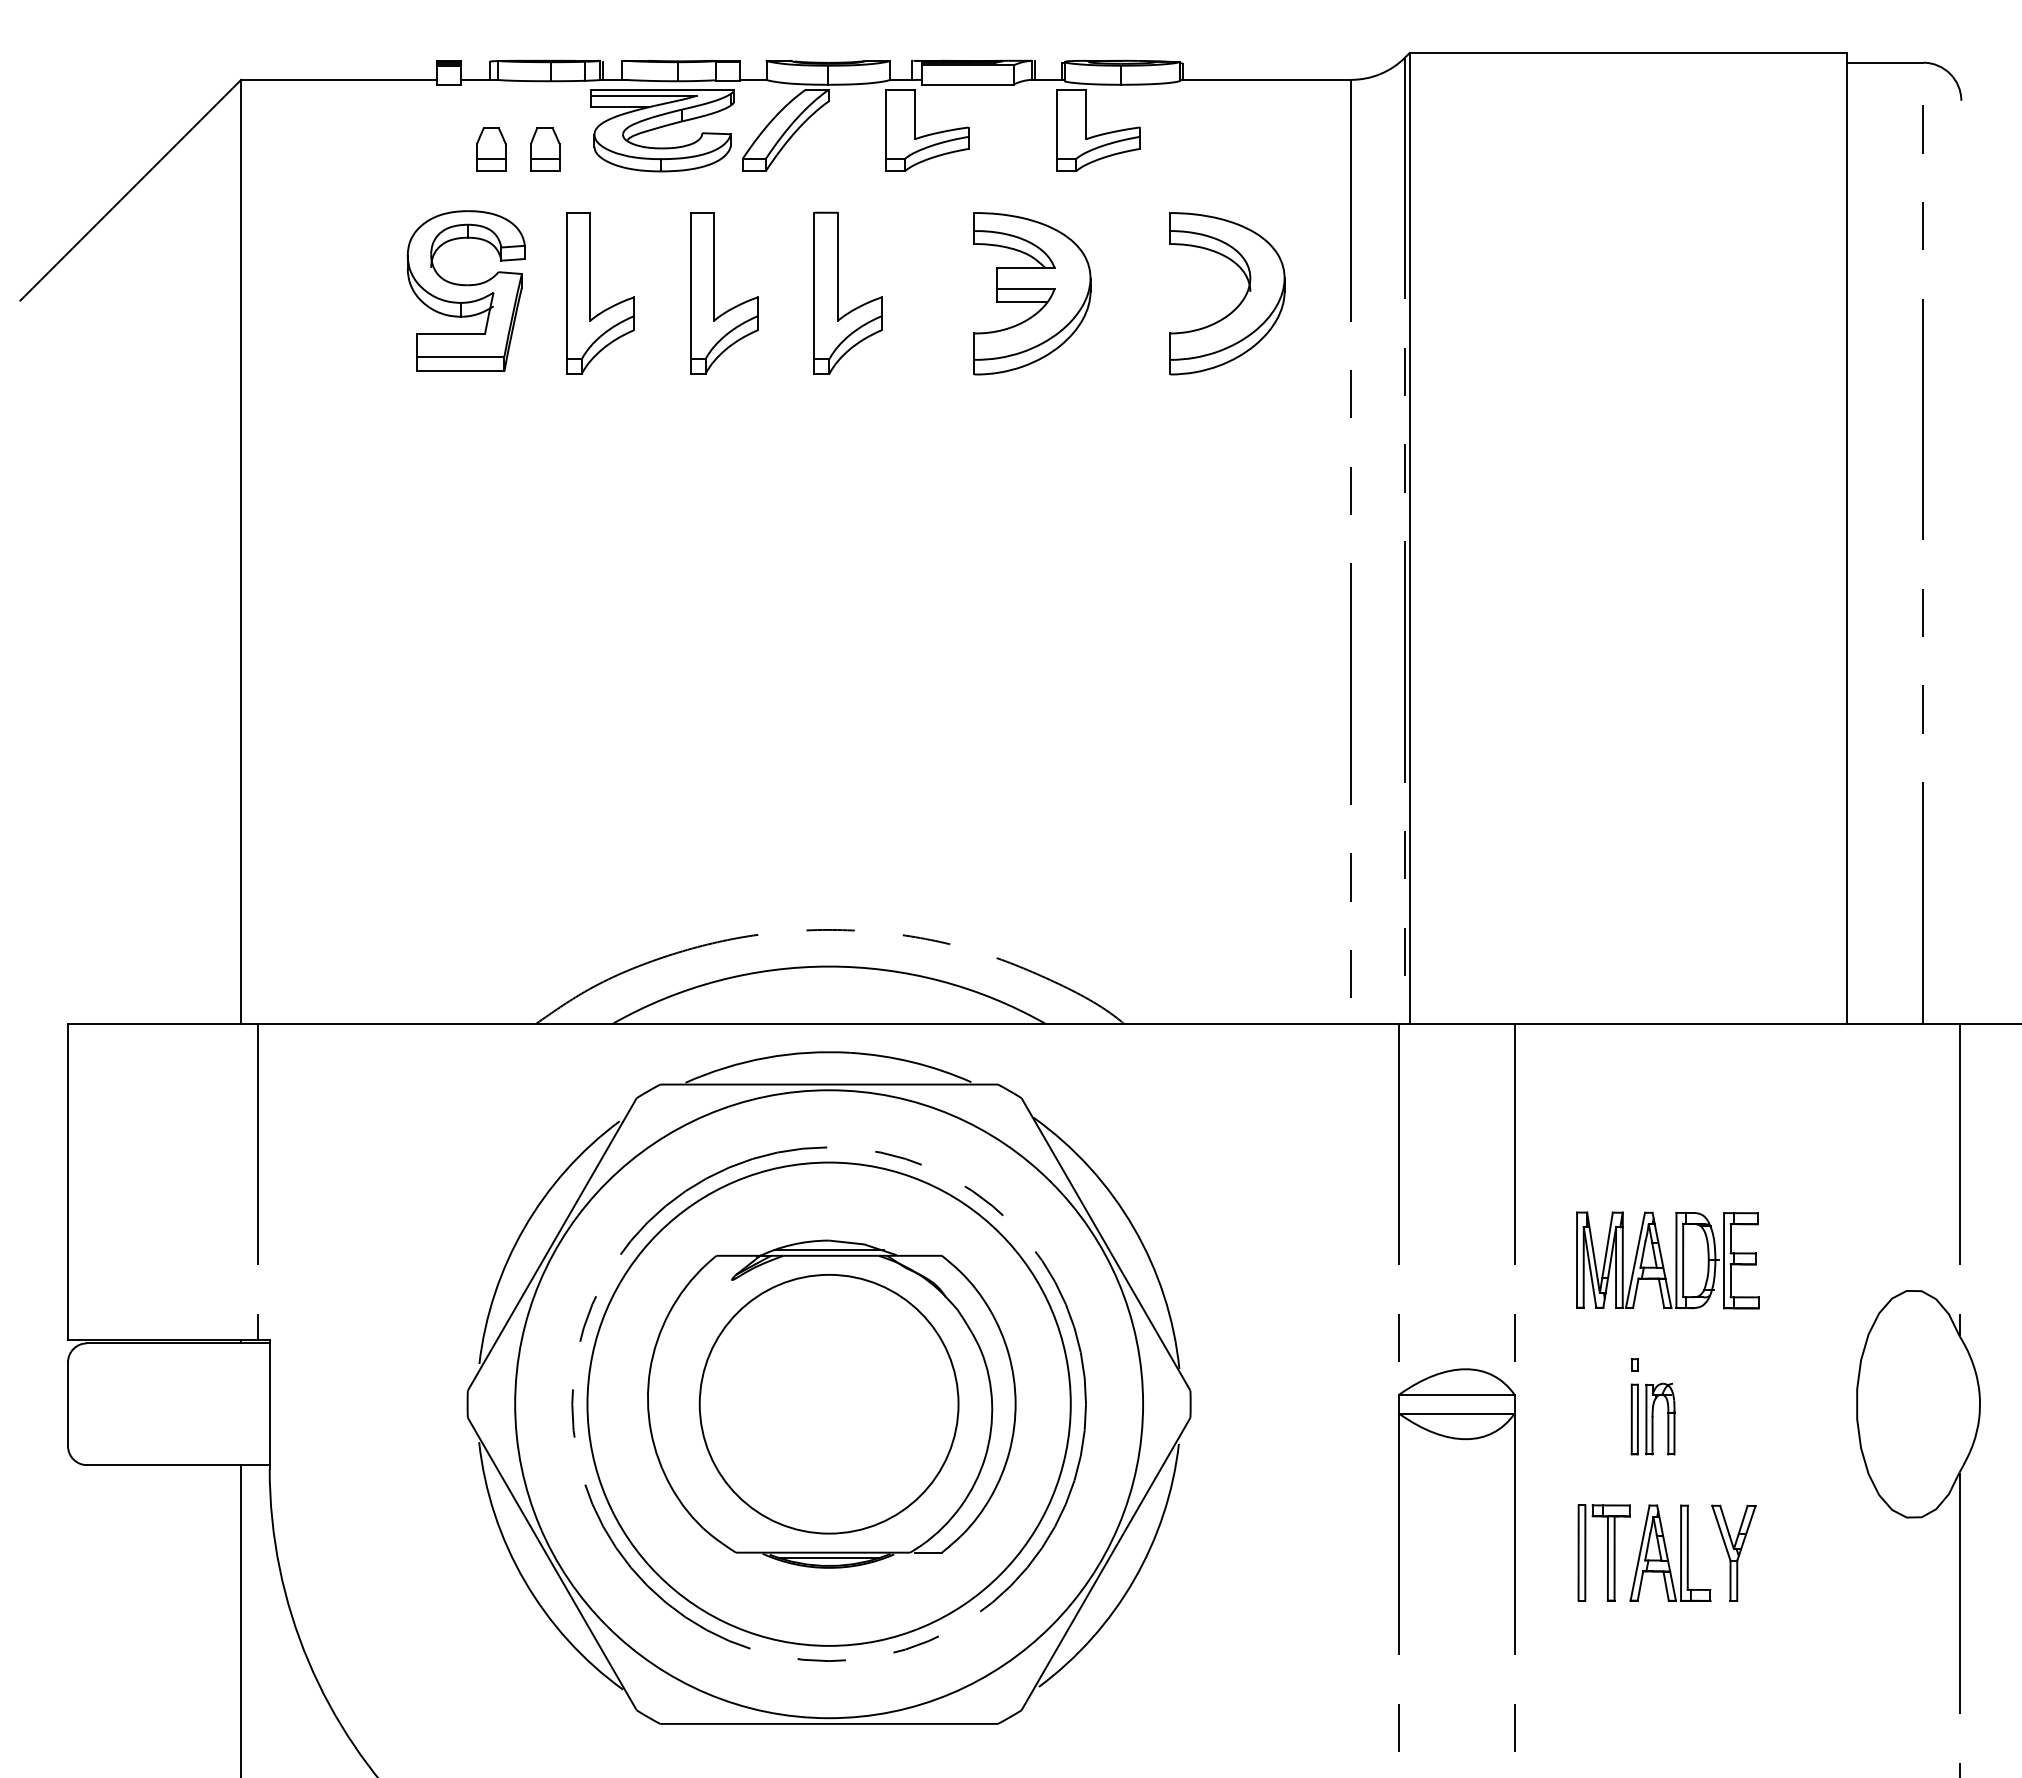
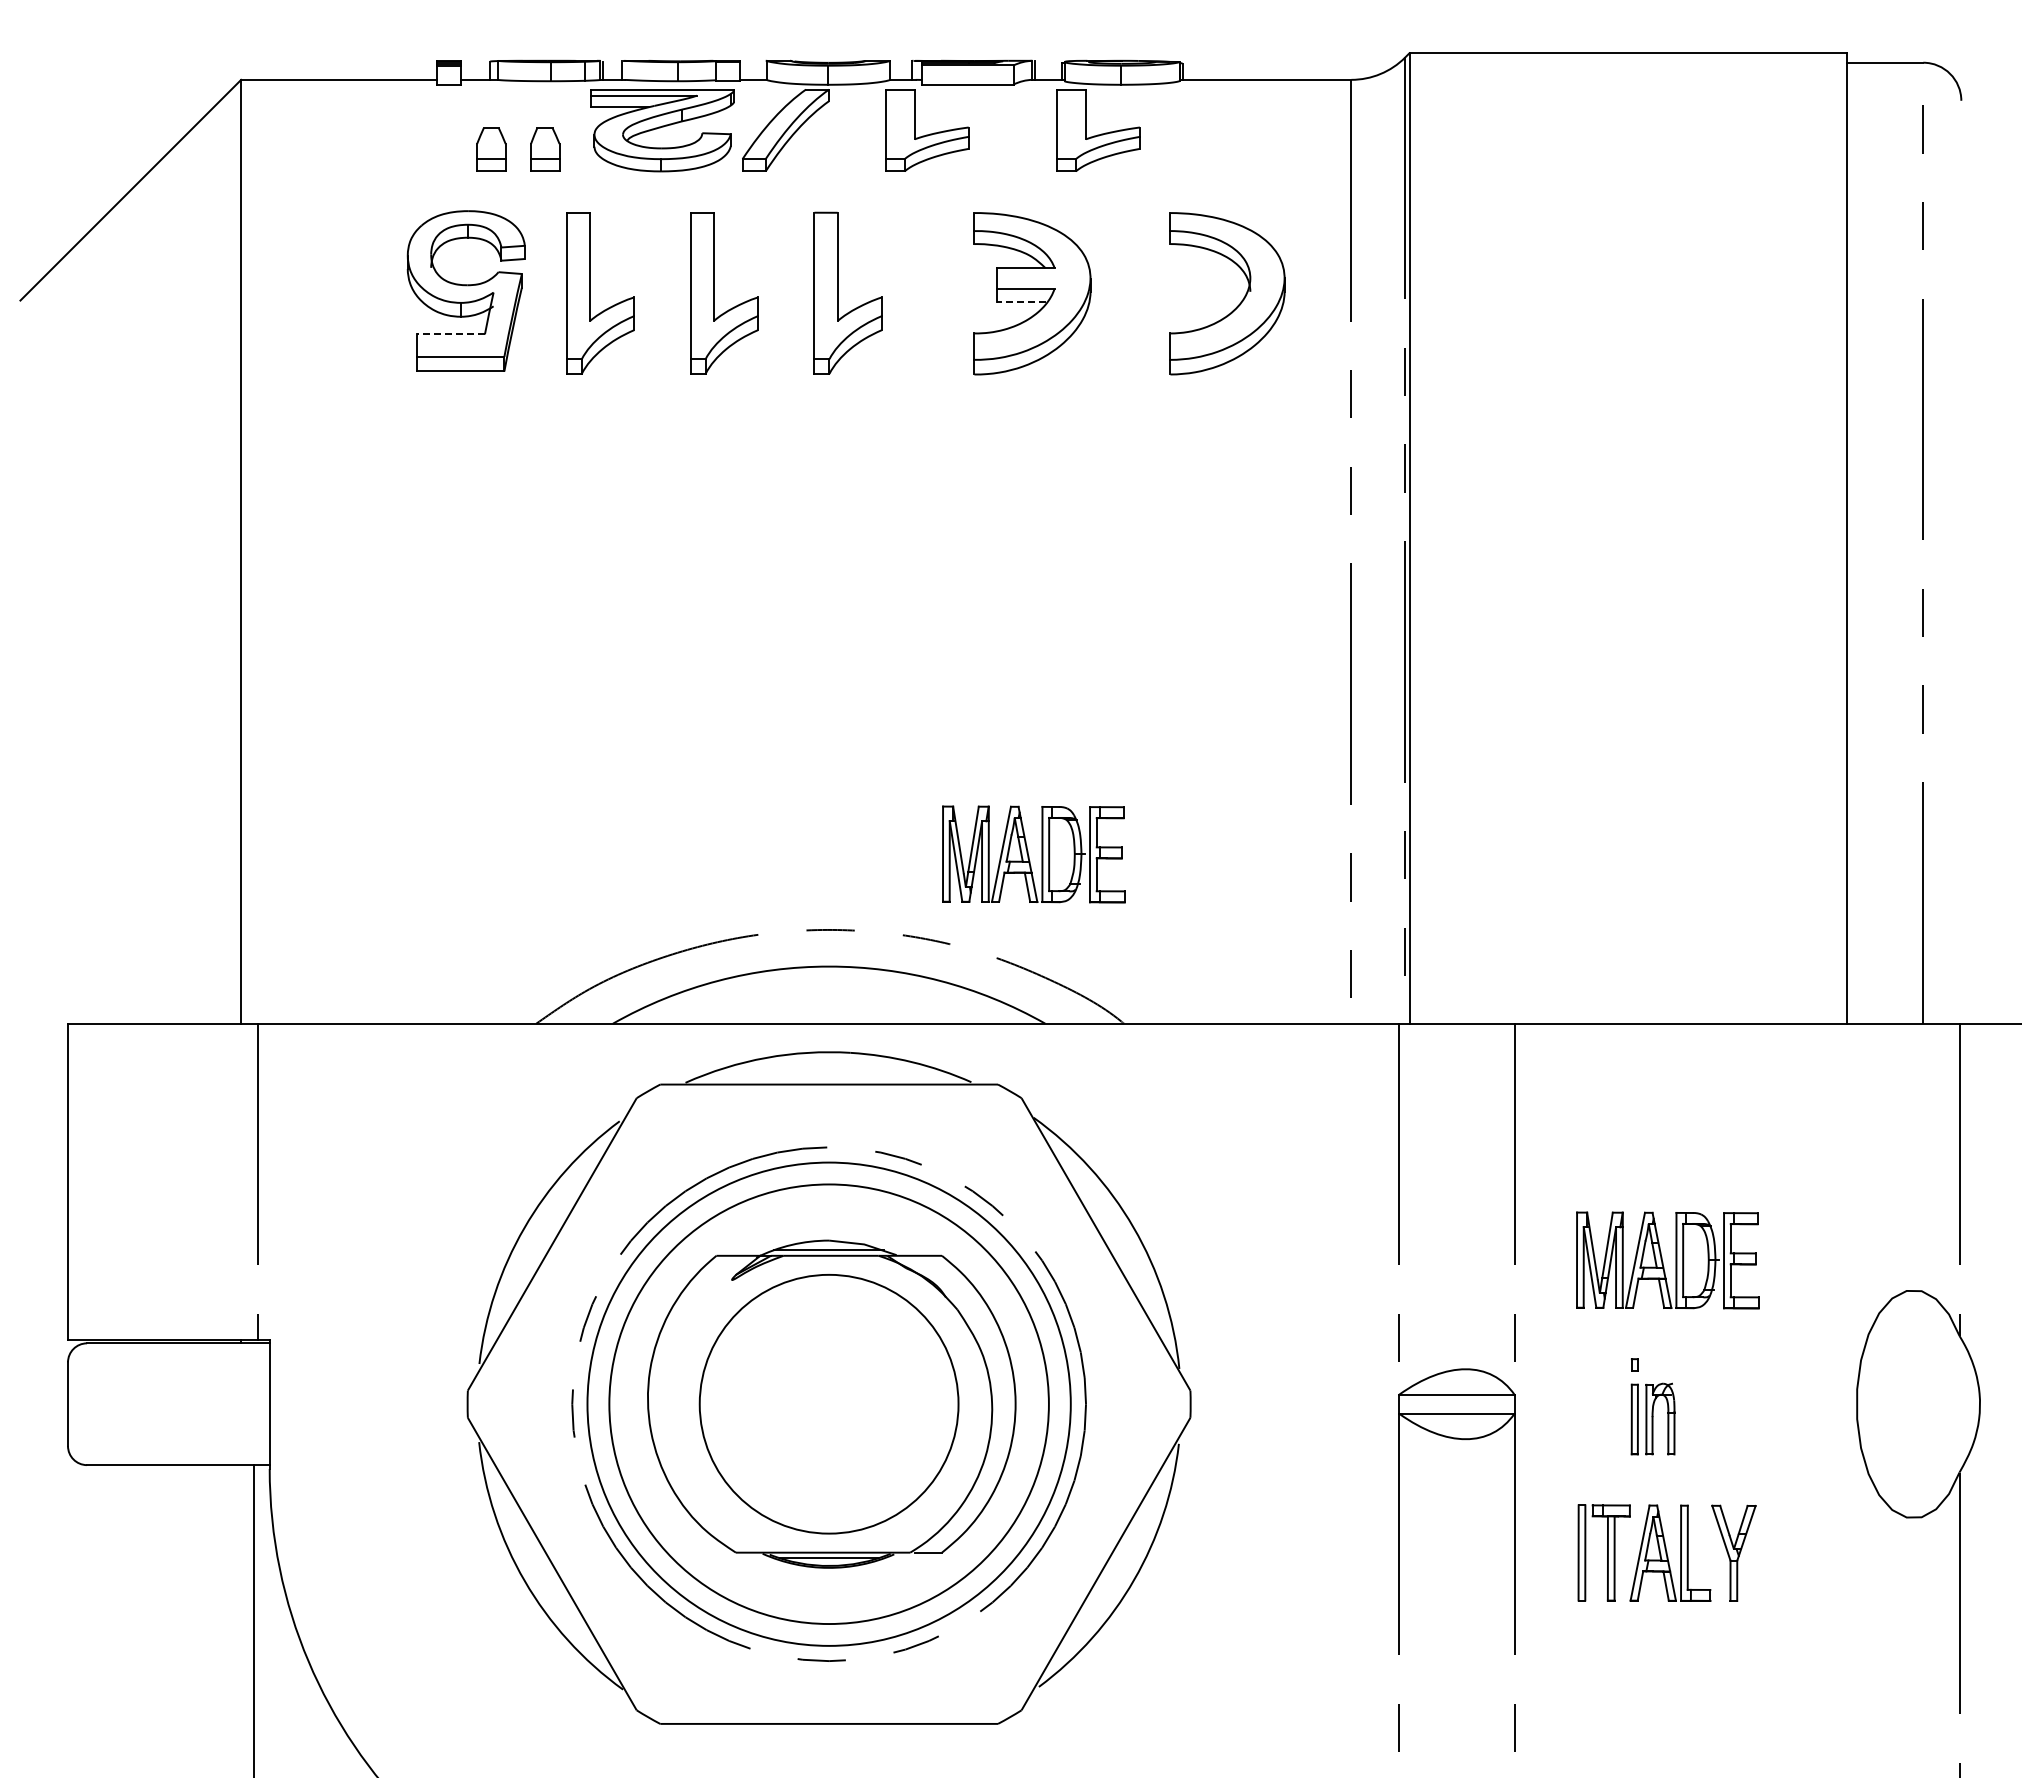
line: solid -> dashed (1020, 302)
line: solid -> dashed (450, 334)
part: none -> present (1033, 854)
circle diameter: 628 px -> 440 px (828, 1404)
line position: (241, 1619) -> (254, 1619) (254, 1619)
